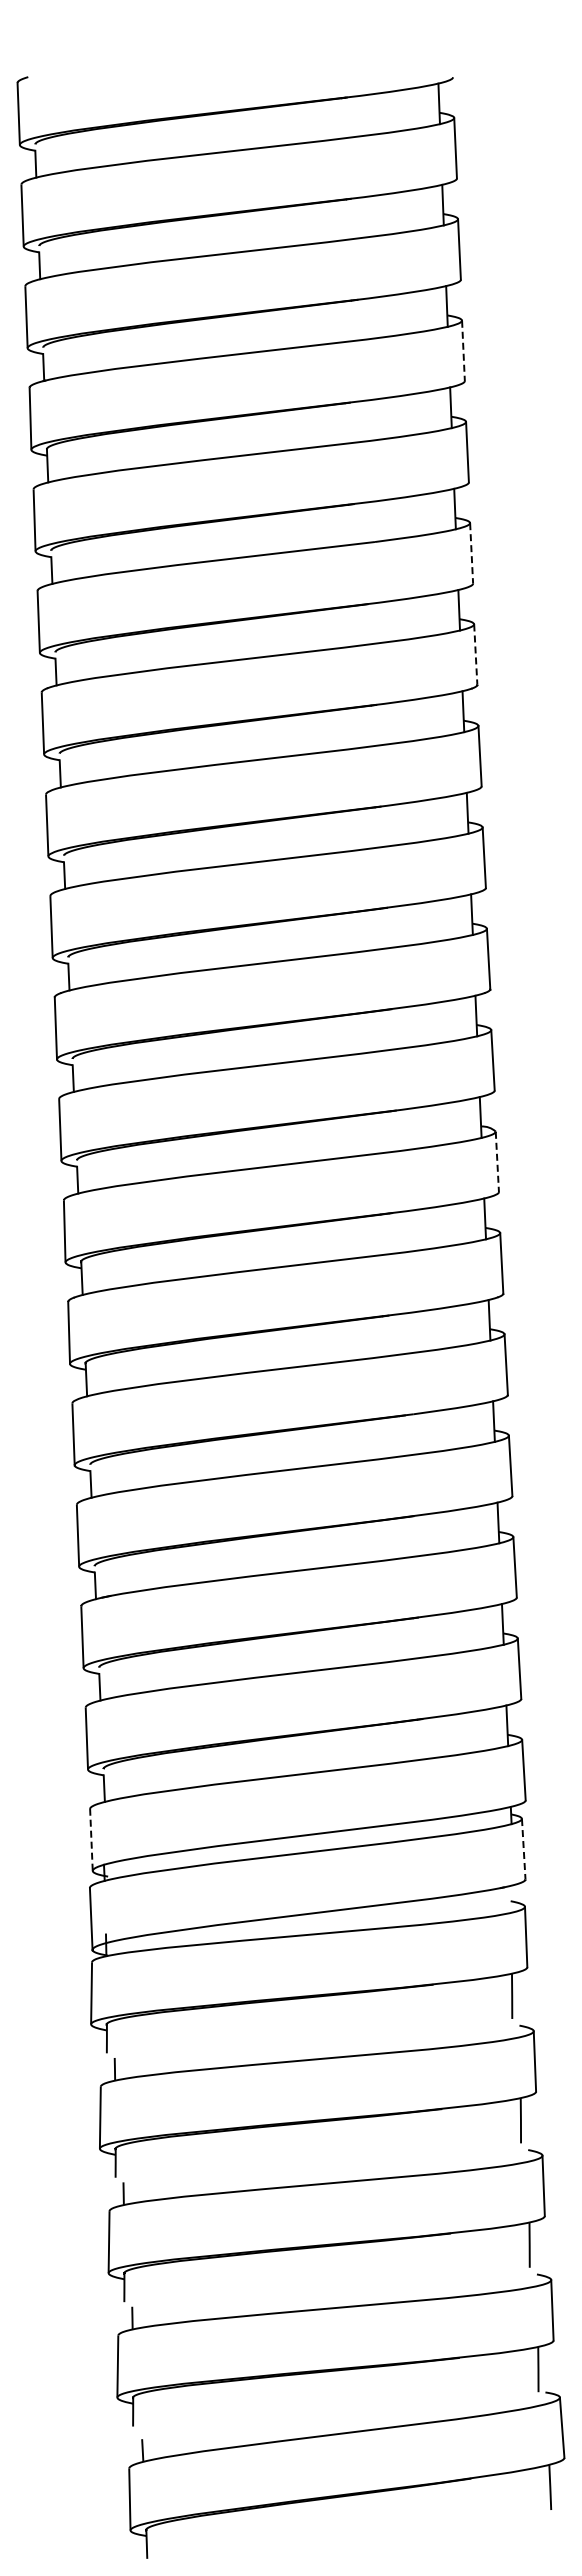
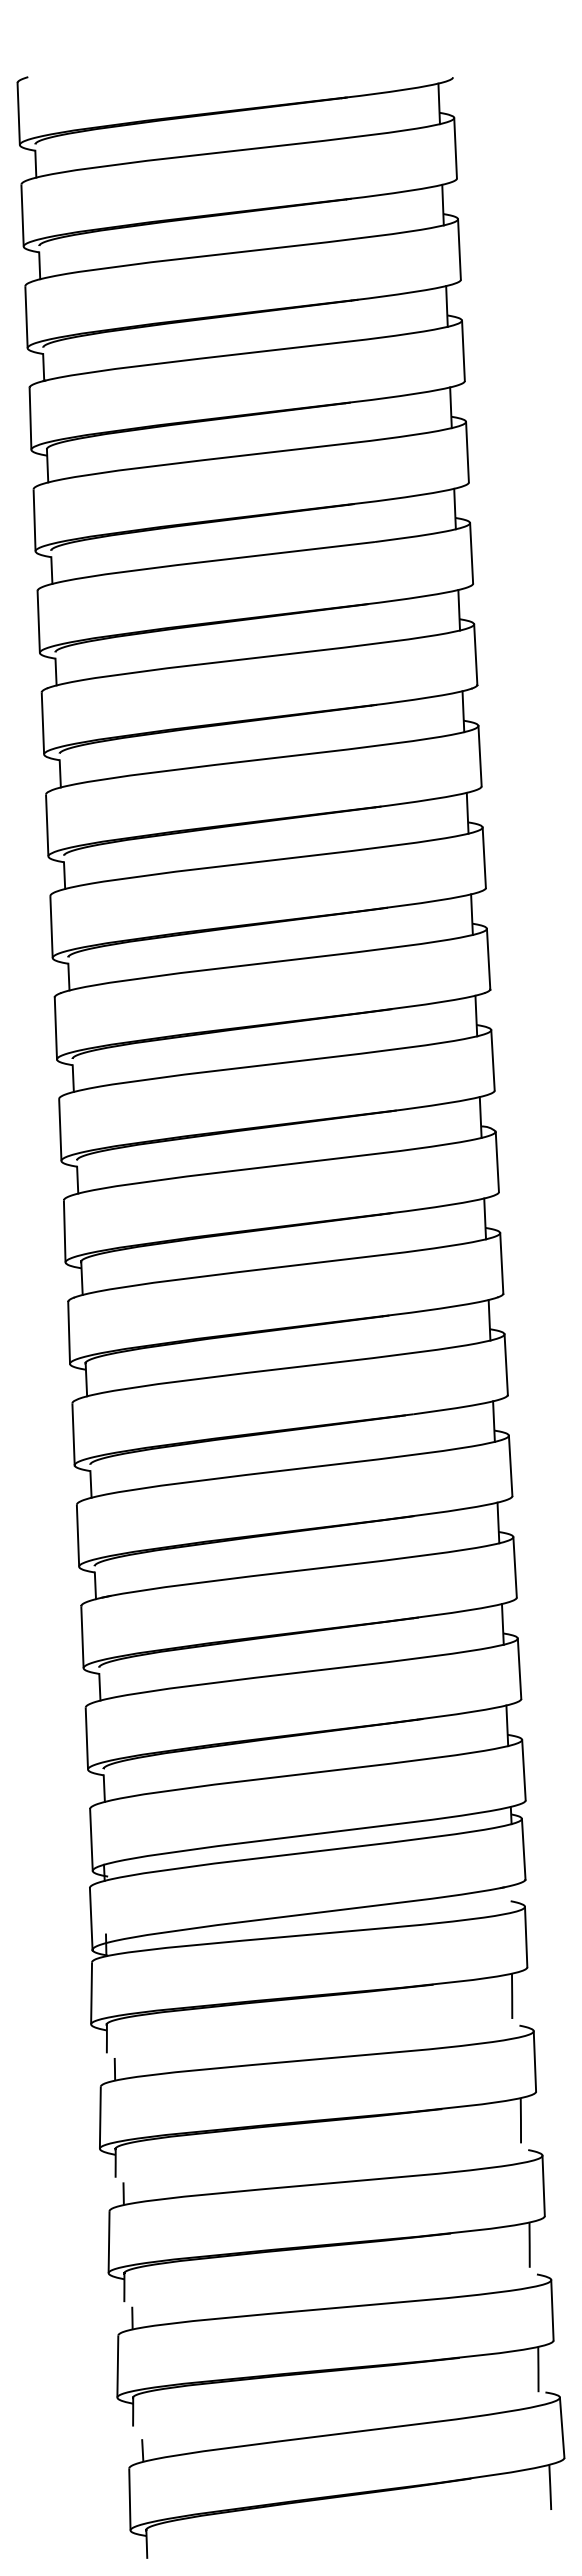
line: dashed -> solid (463, 351)
line: dashed -> solid (471, 553)
line: dashed -> solid (475, 655)
line: dashed -> solid (497, 1162)
line: dashed -> solid (91, 1839)
line: dashed -> solid (523, 1849)
